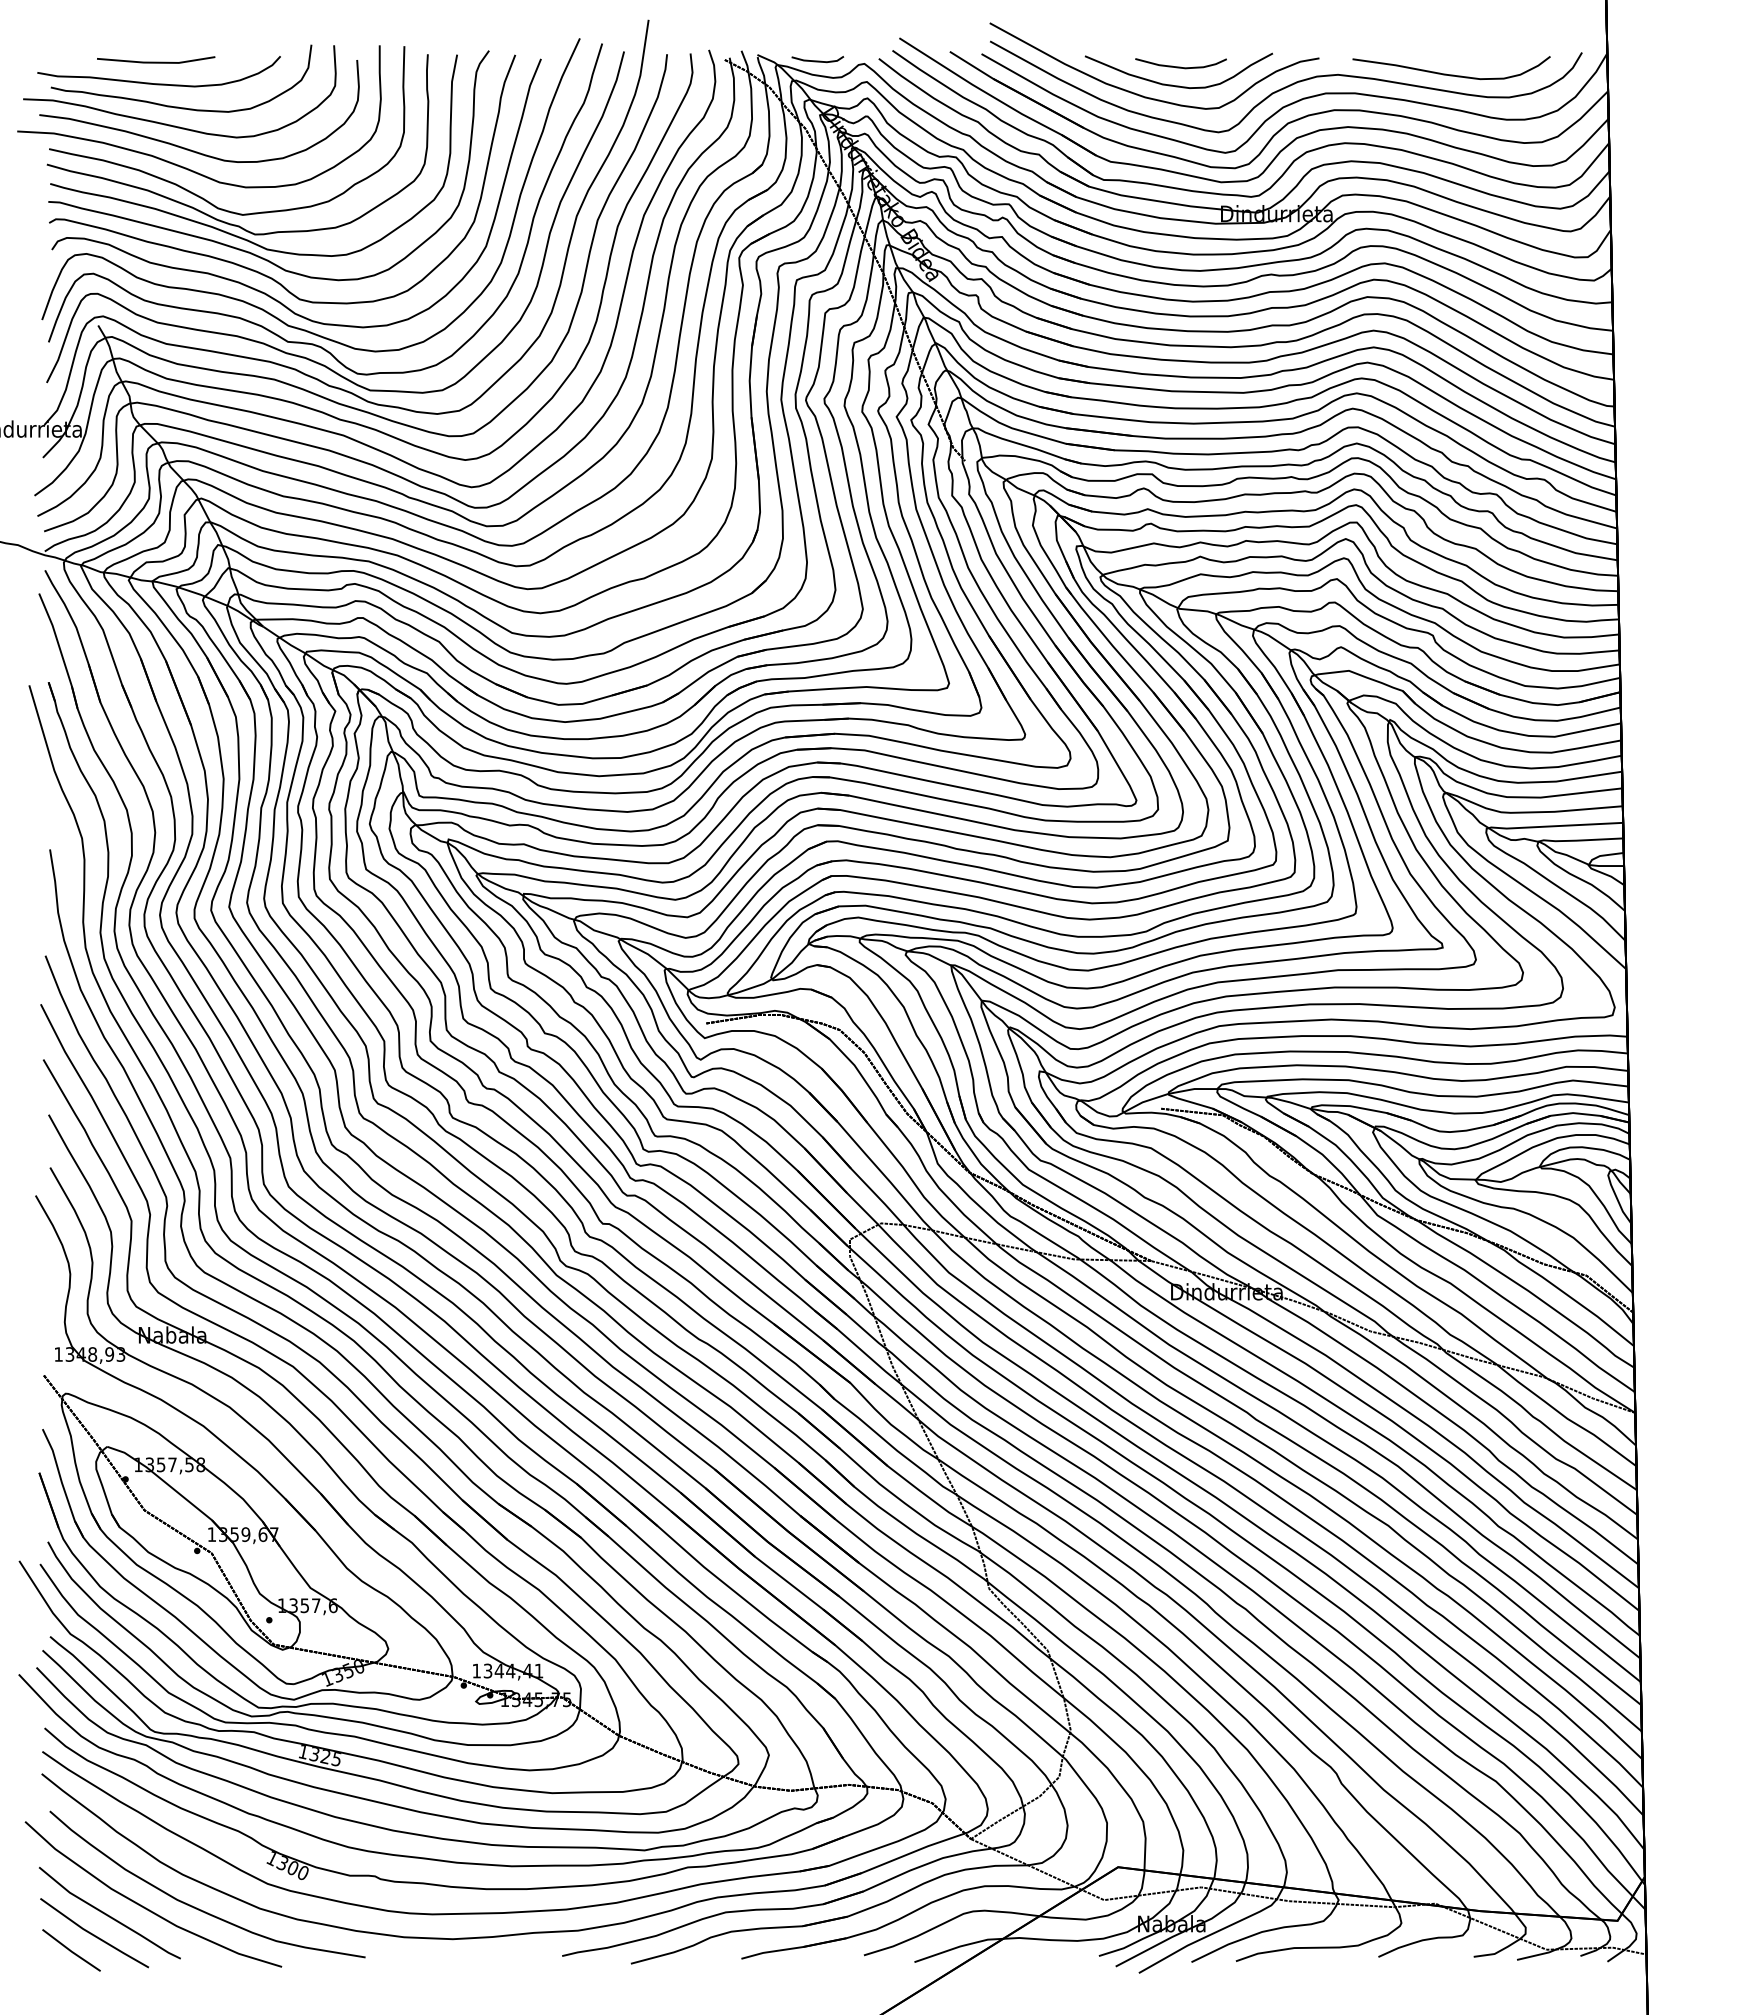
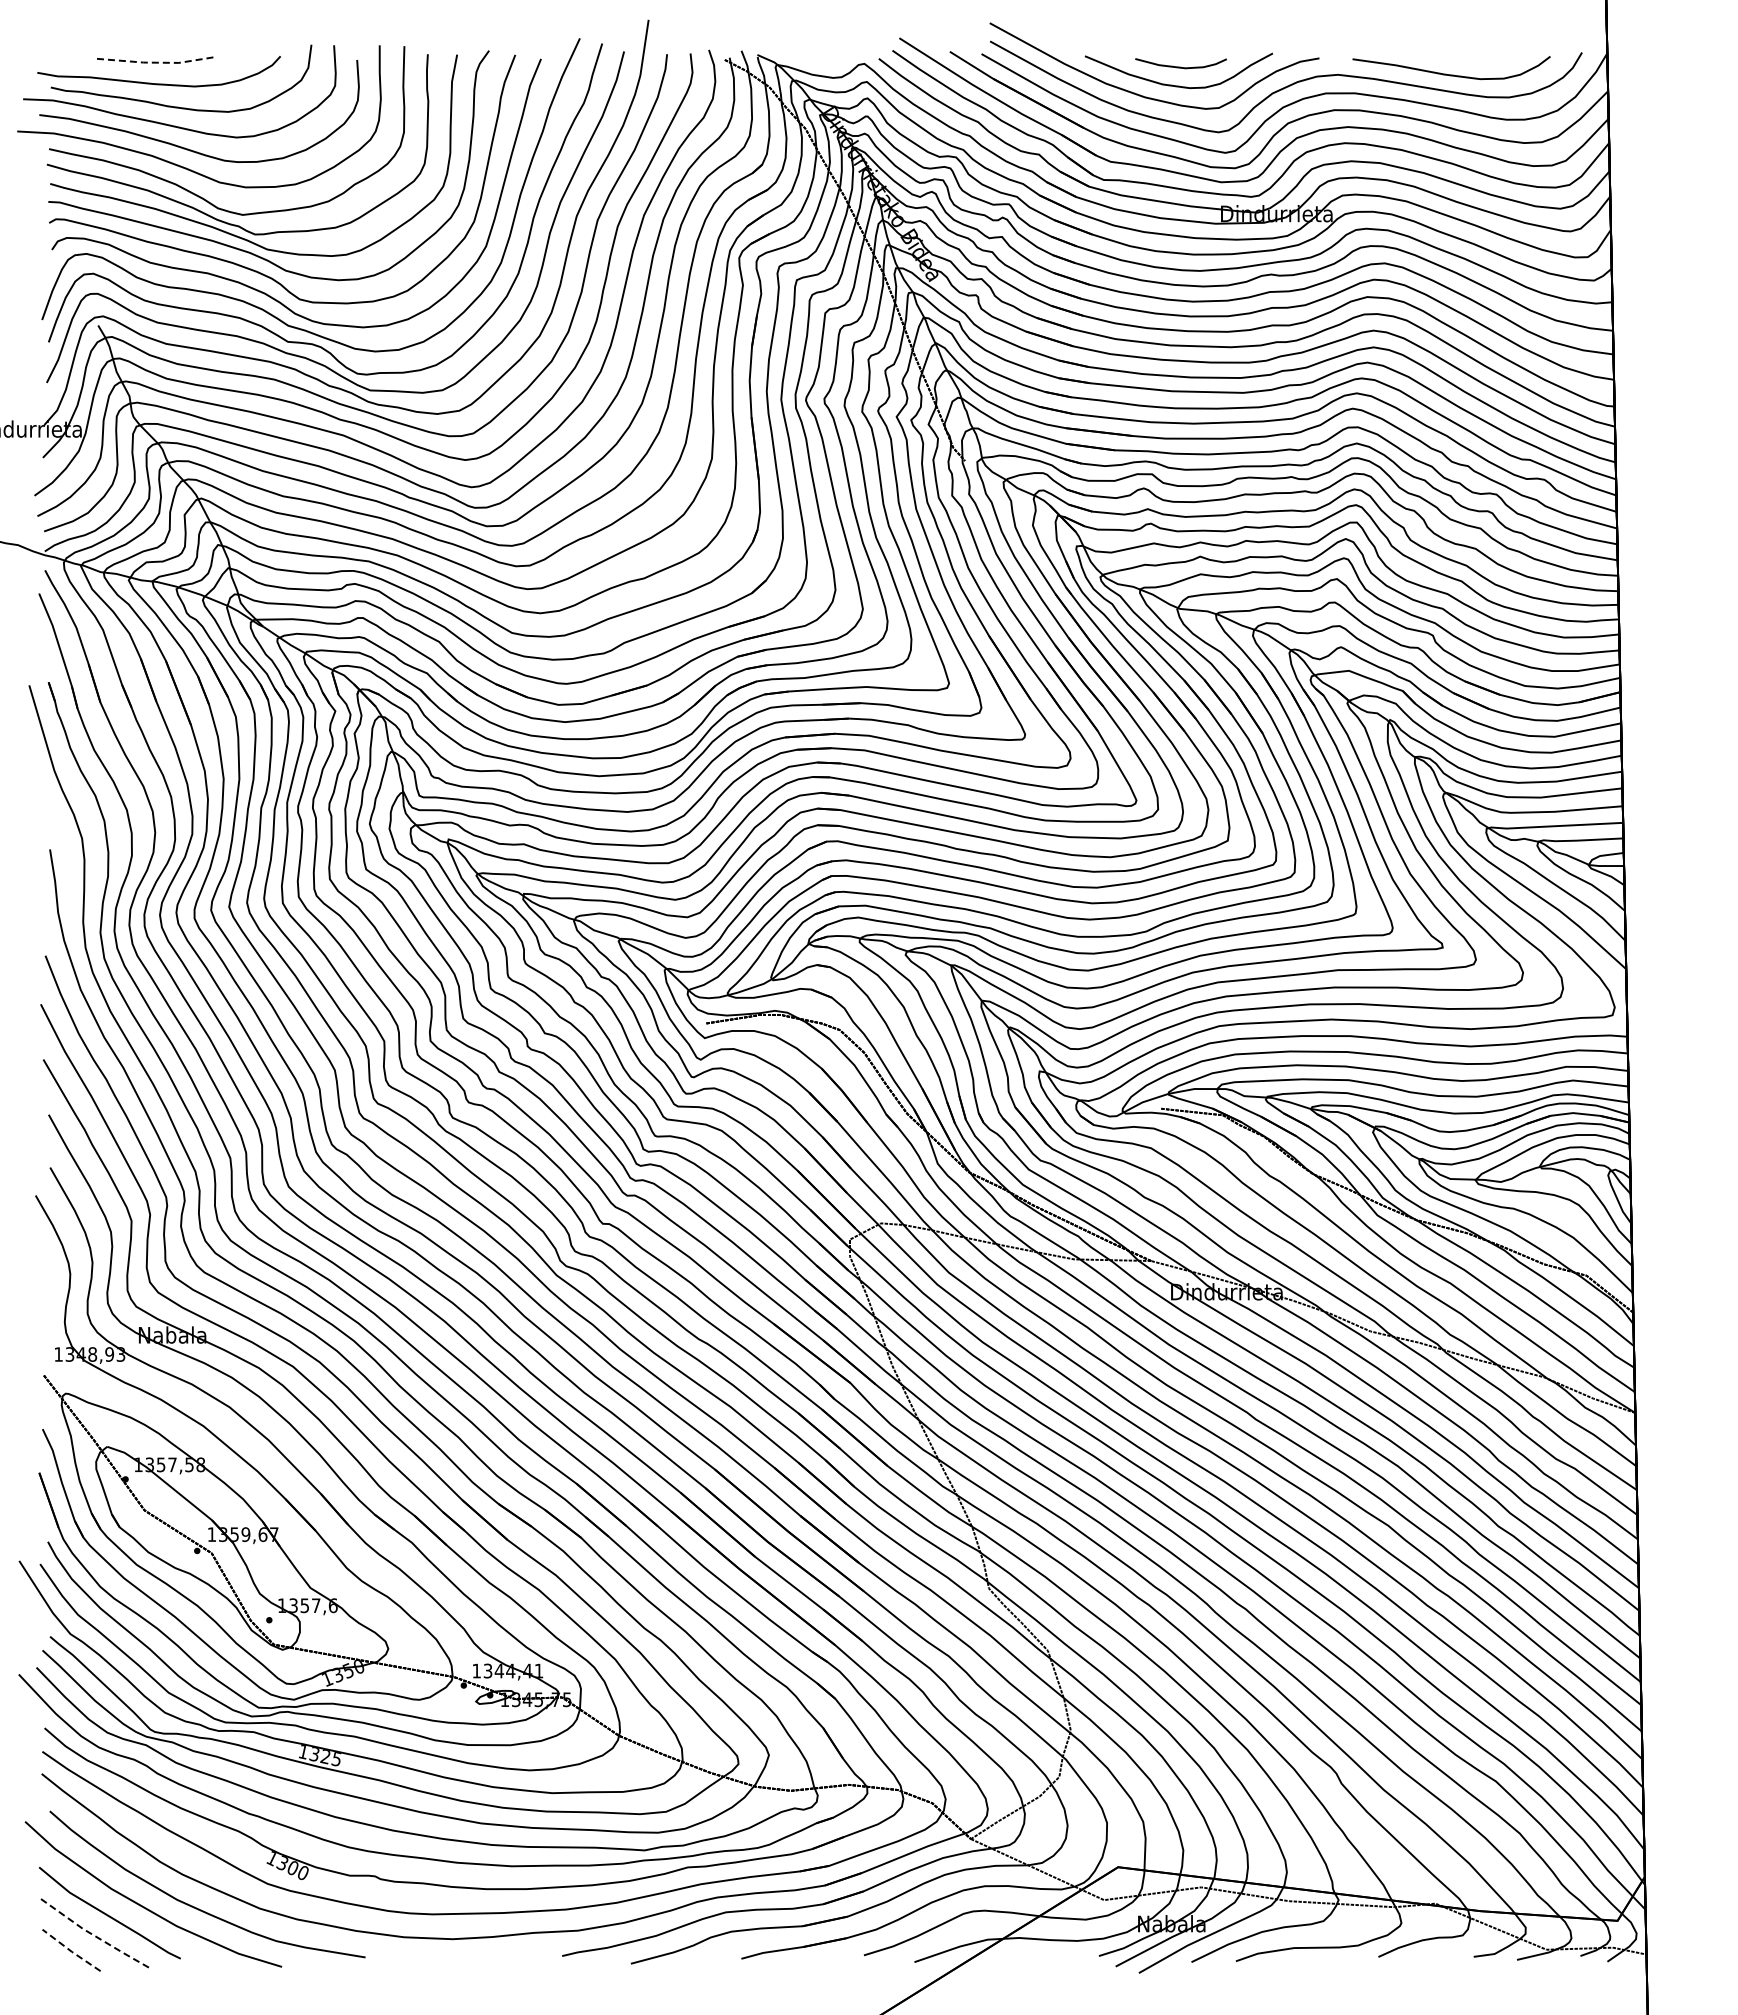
line: present -> none (817, 60)
line: solid -> dashed (156, 62)
line: solid -> dashed (93, 1934)
line: solid -> dashed (71, 1951)
